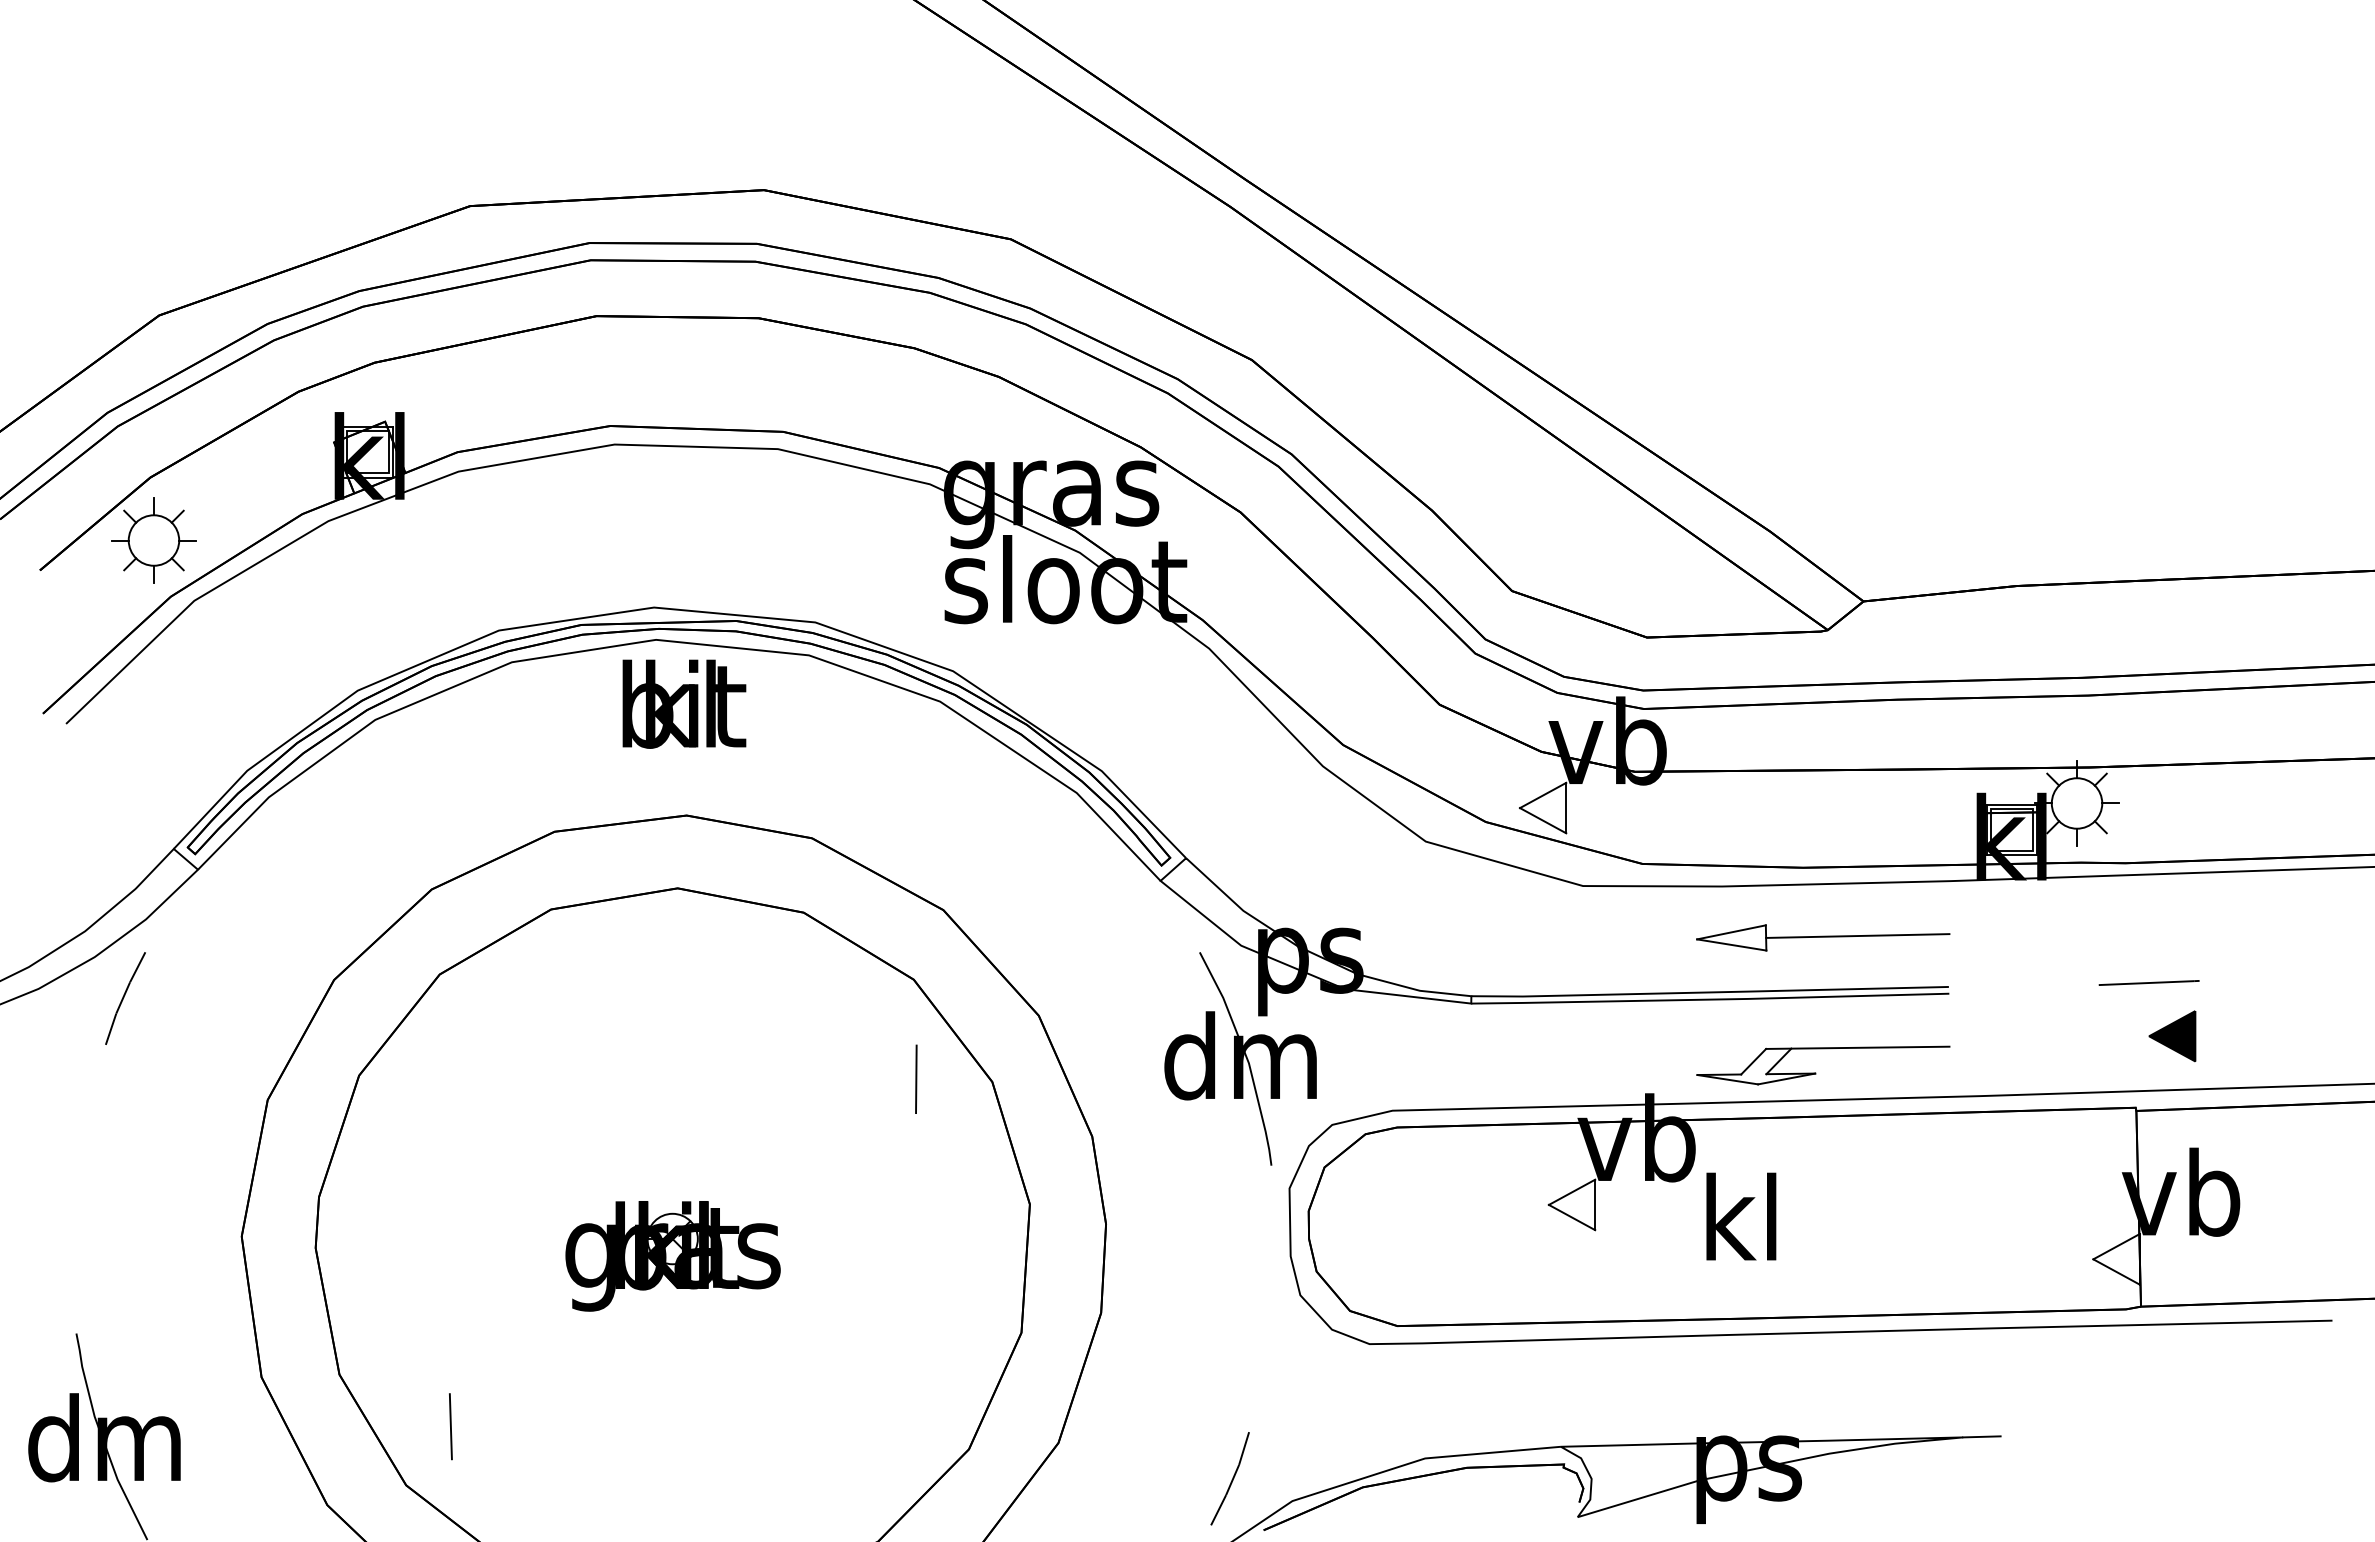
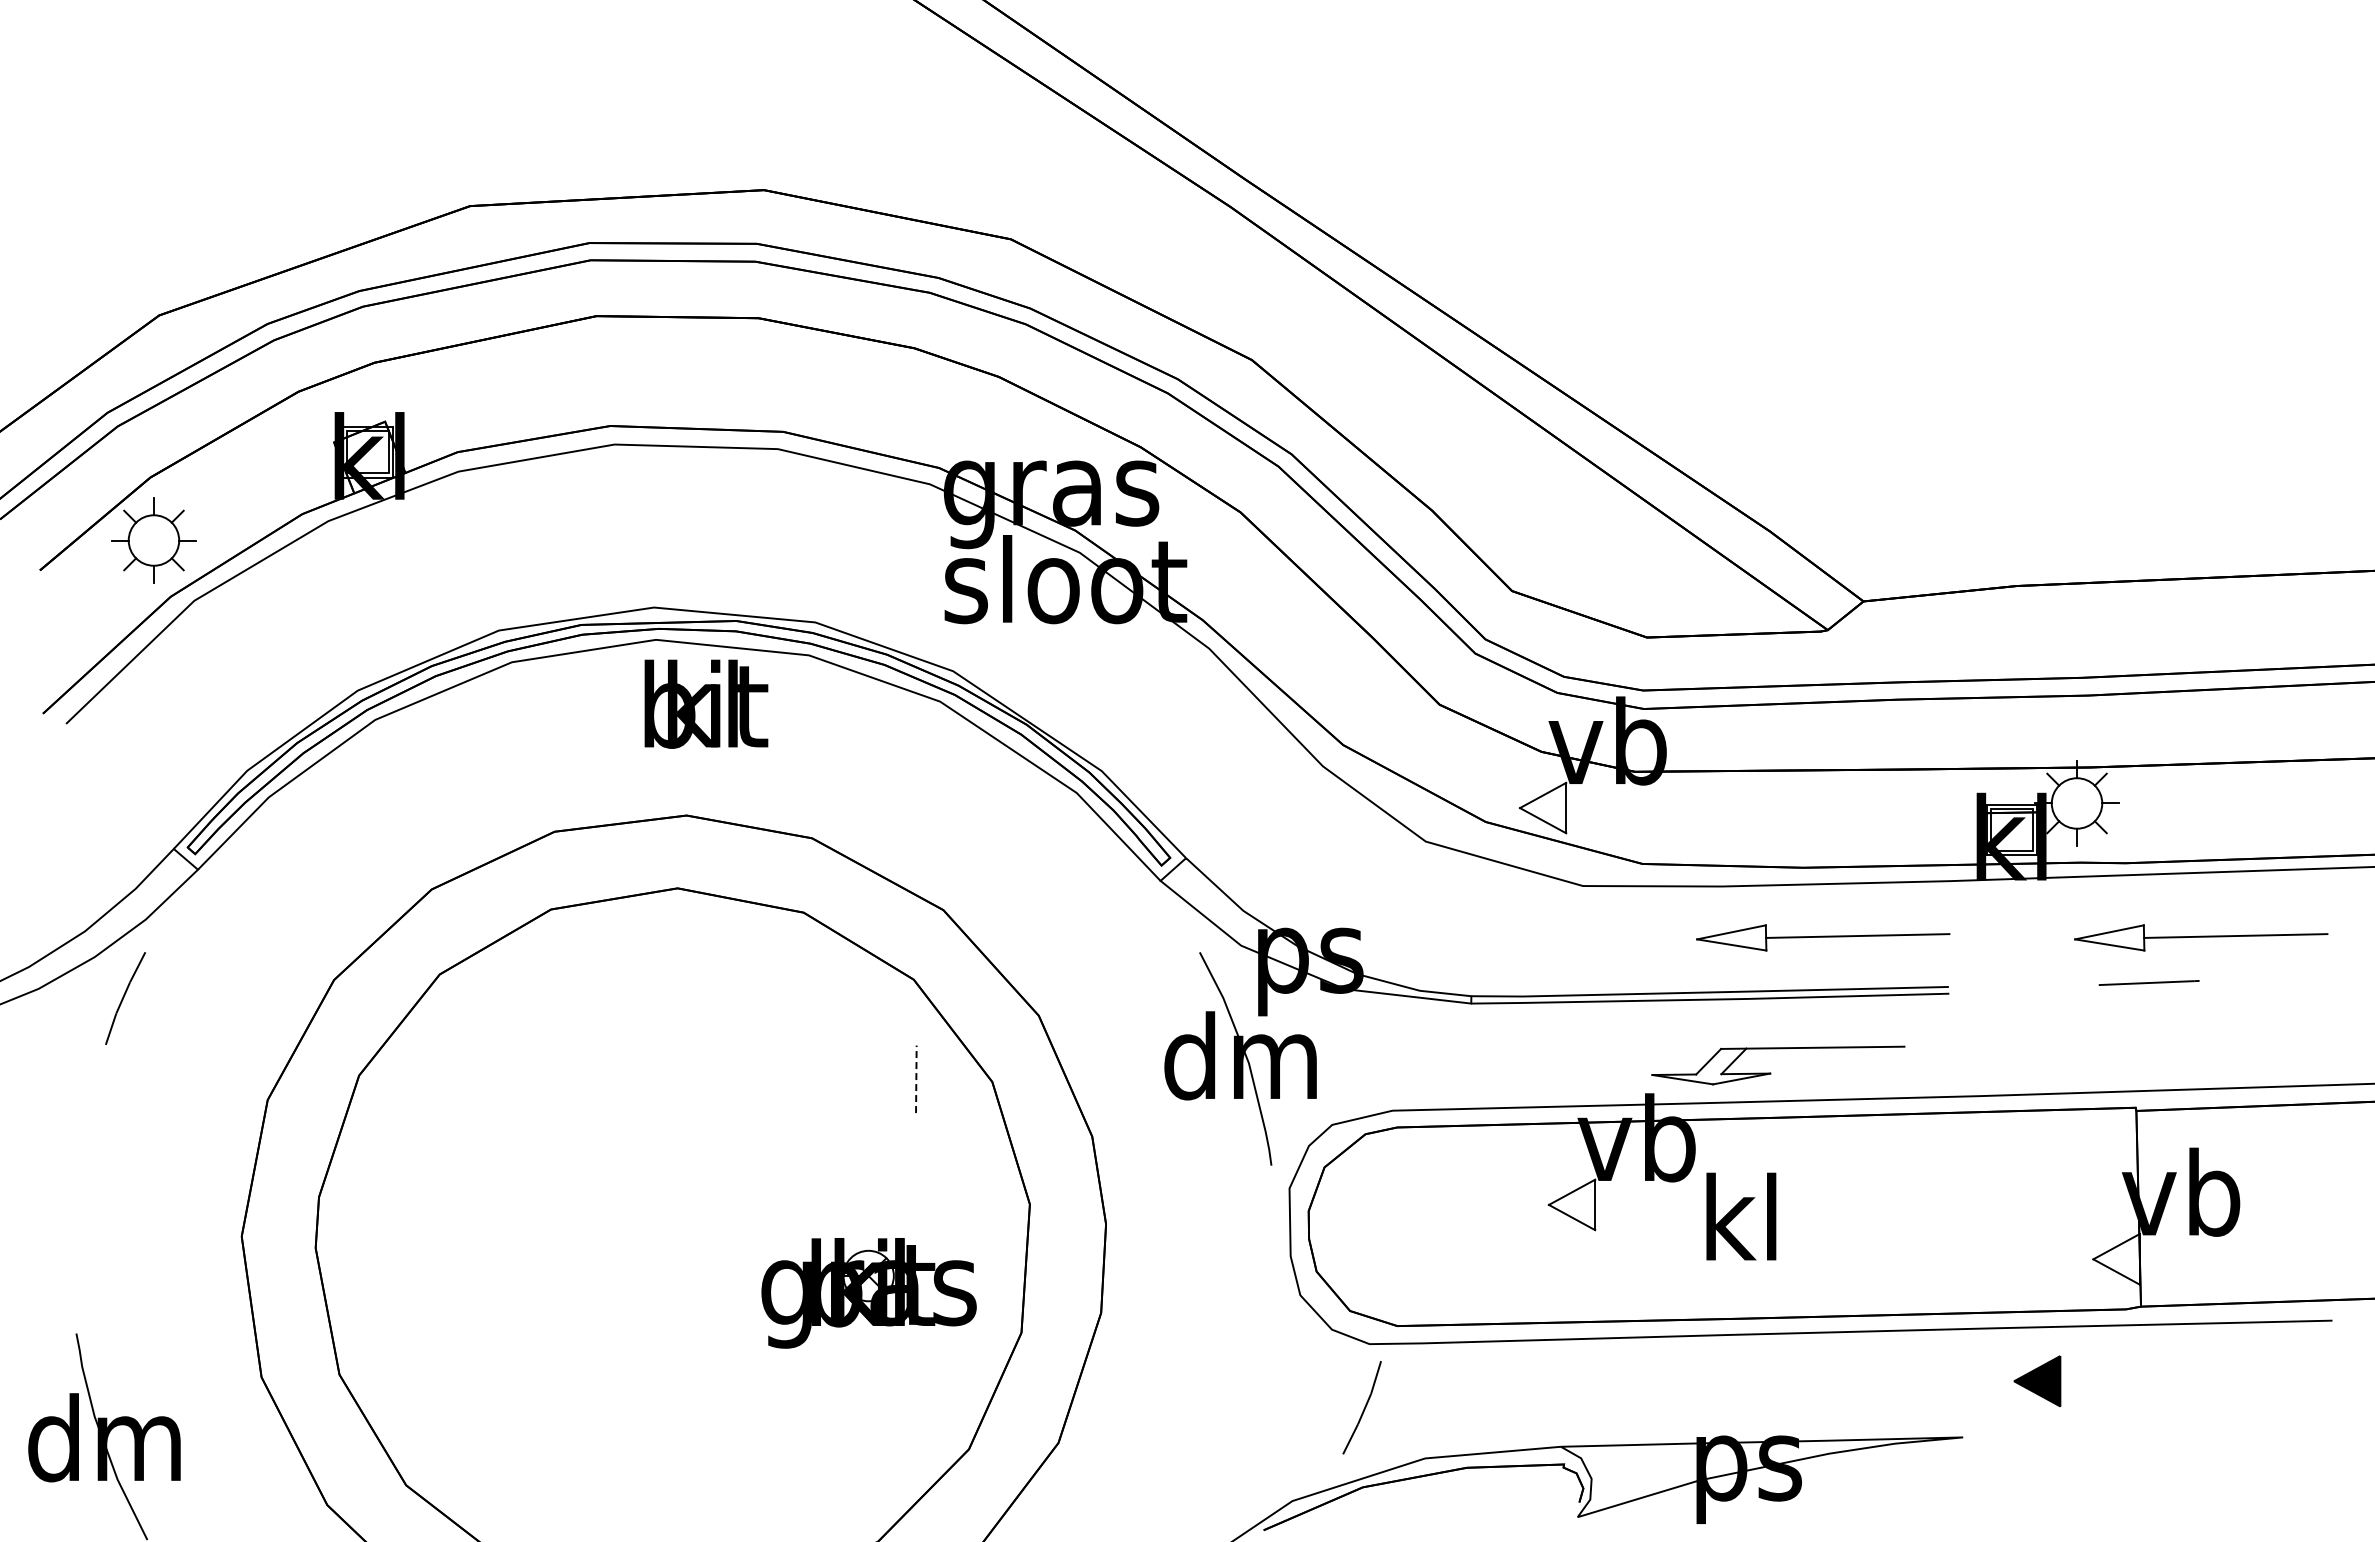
text position: (684, 703) -> (706, 703) (706, 703)
part: none -> present (2201, 937)
part position: (2172, 1036) -> (2037, 1381) (2037, 1381)
part position: (1815, 1072) -> (1770, 1072) (1770, 1072)
line: solid -> dashed (916, 1079)
part position: (672, 1256) -> (868, 1293) (868, 1293)
line: present -> none (450, 1426)
line: present -> none (1981, 1436)
line position: (1231, 1479) -> (1363, 1408) (1363, 1408)
